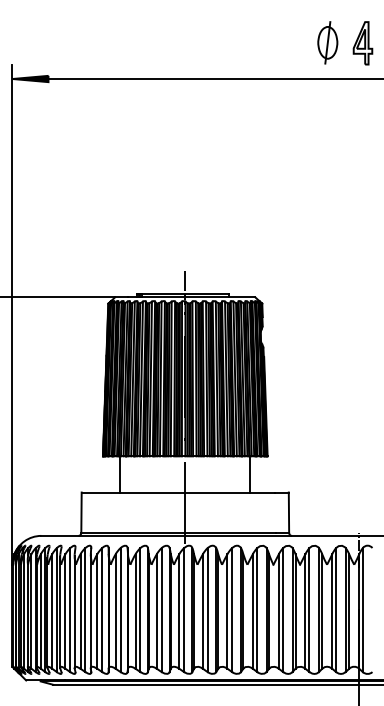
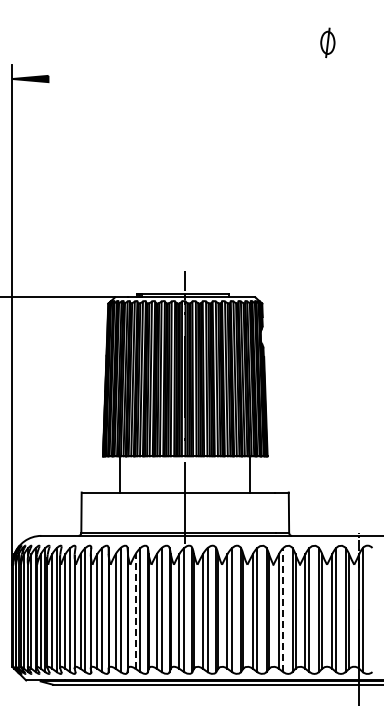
part size: 22x44 px -> 16x32 px (327, 42)
part: present -> none (362, 43)
line: present -> none (214, 79)
line: solid -> dashed (283, 609)
line: solid -> dashed (135, 610)
